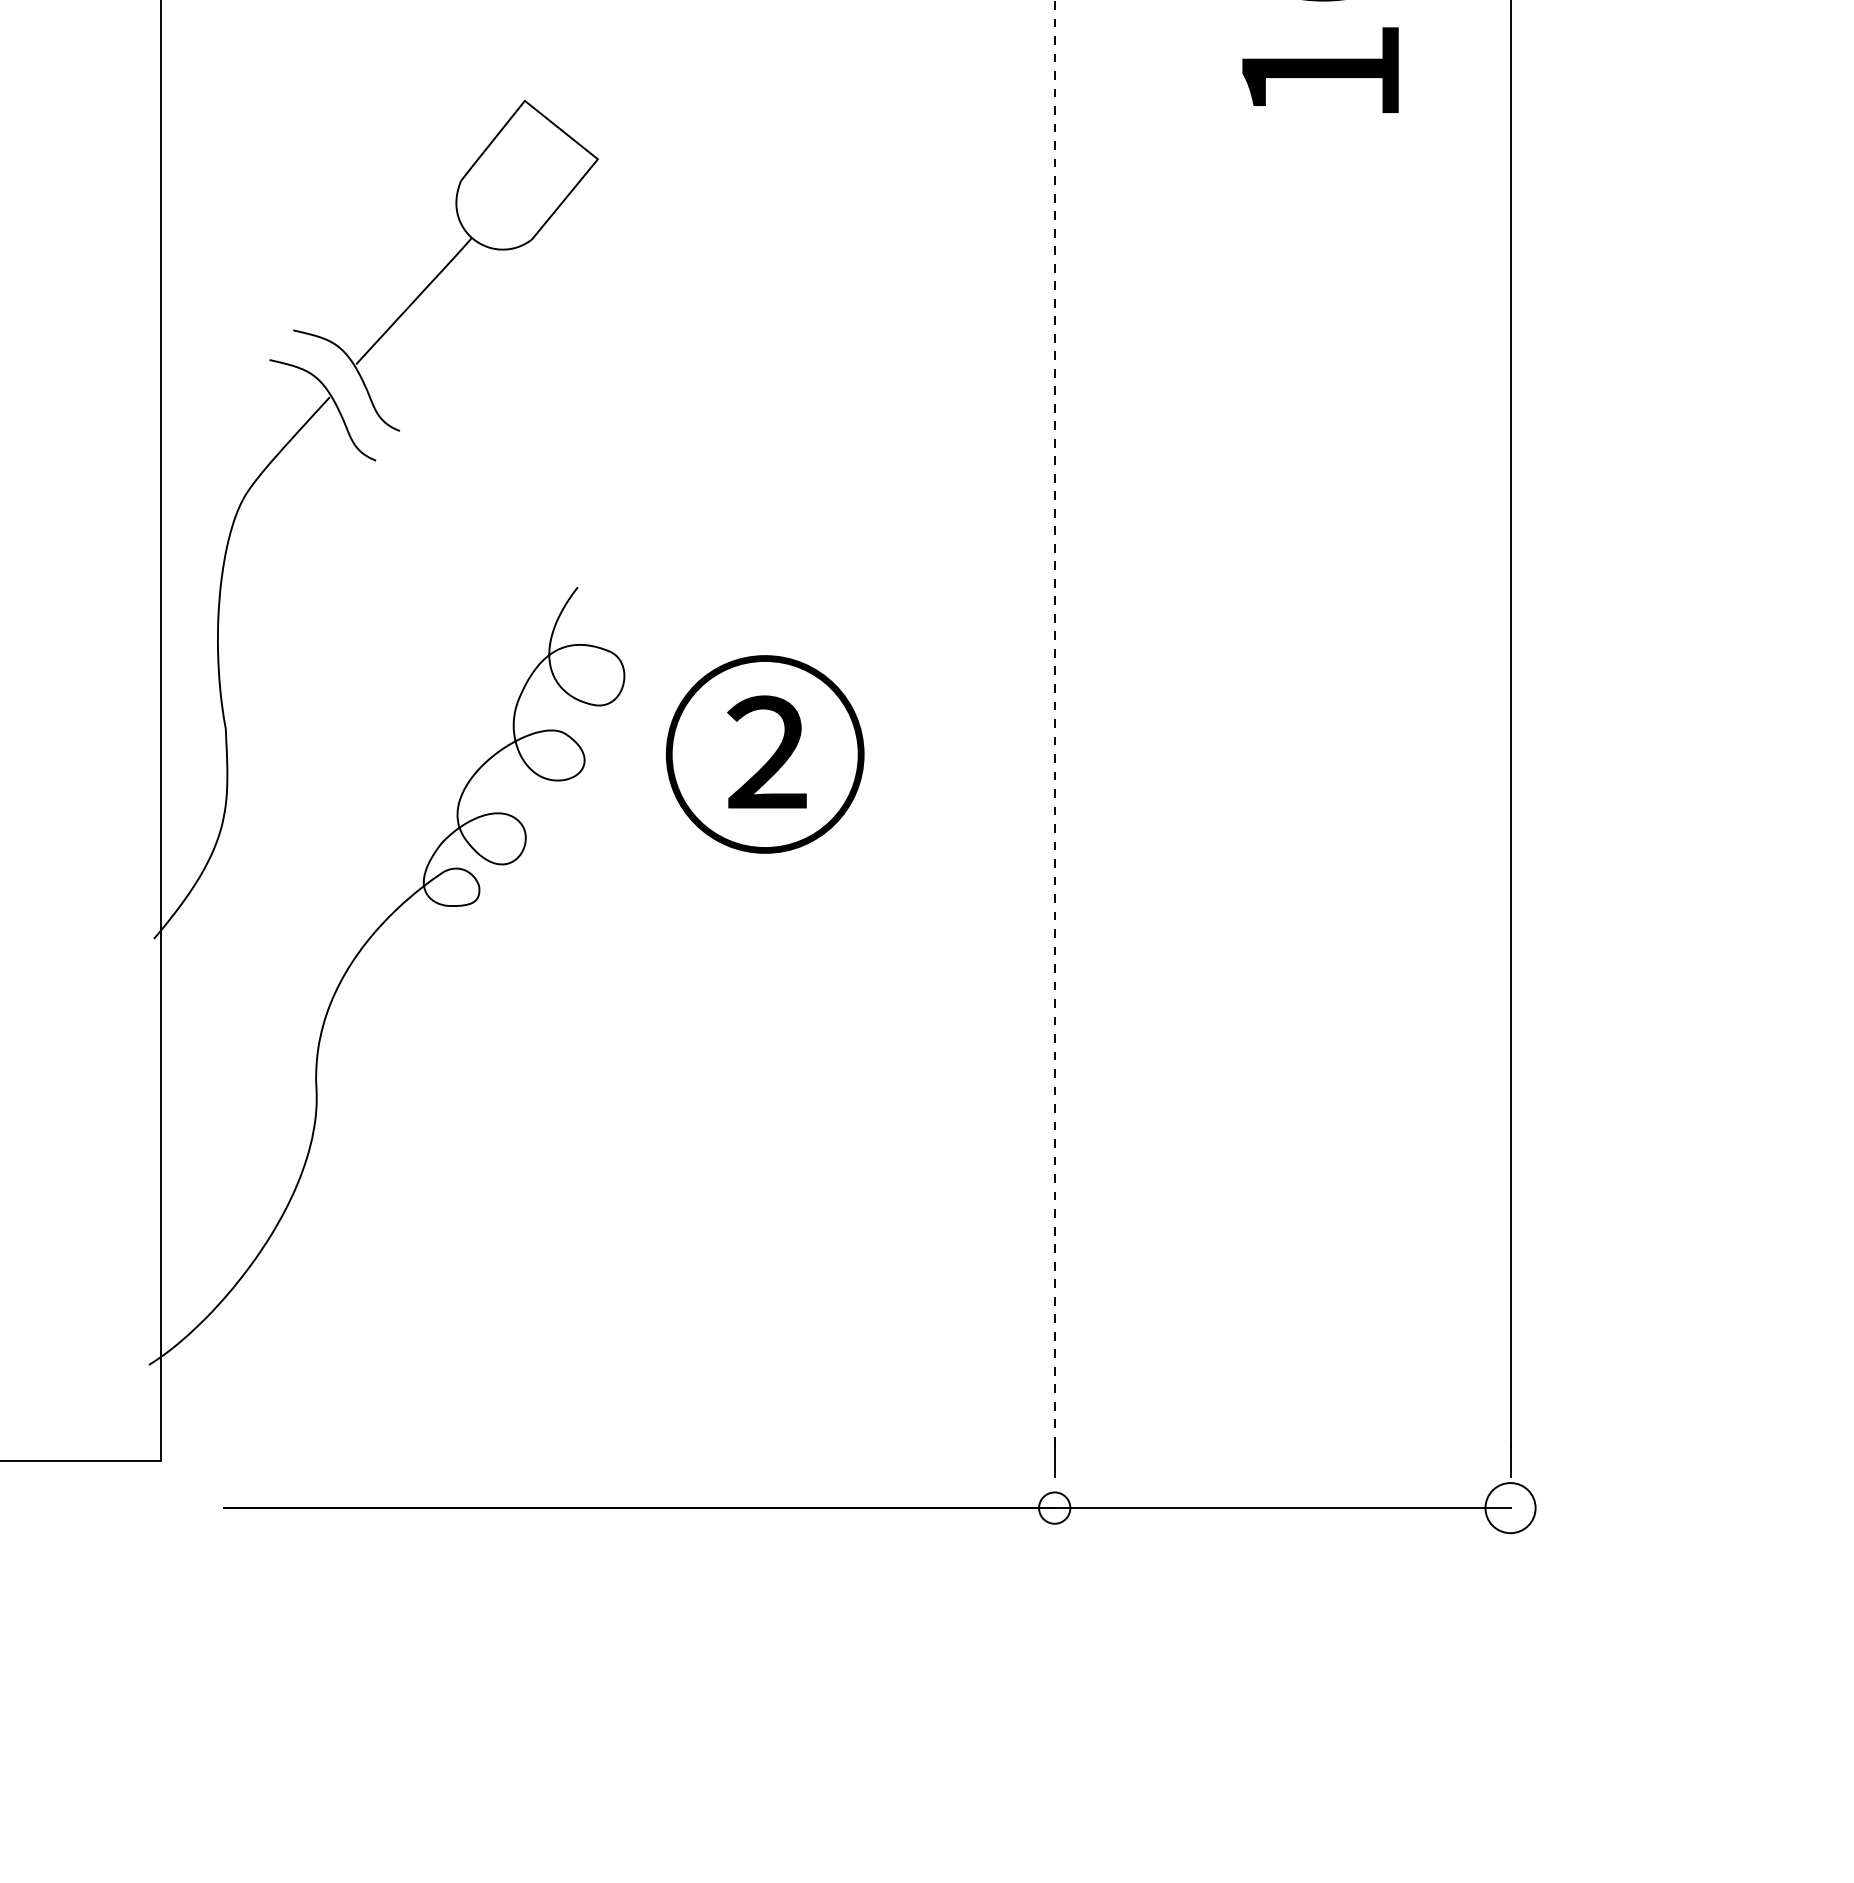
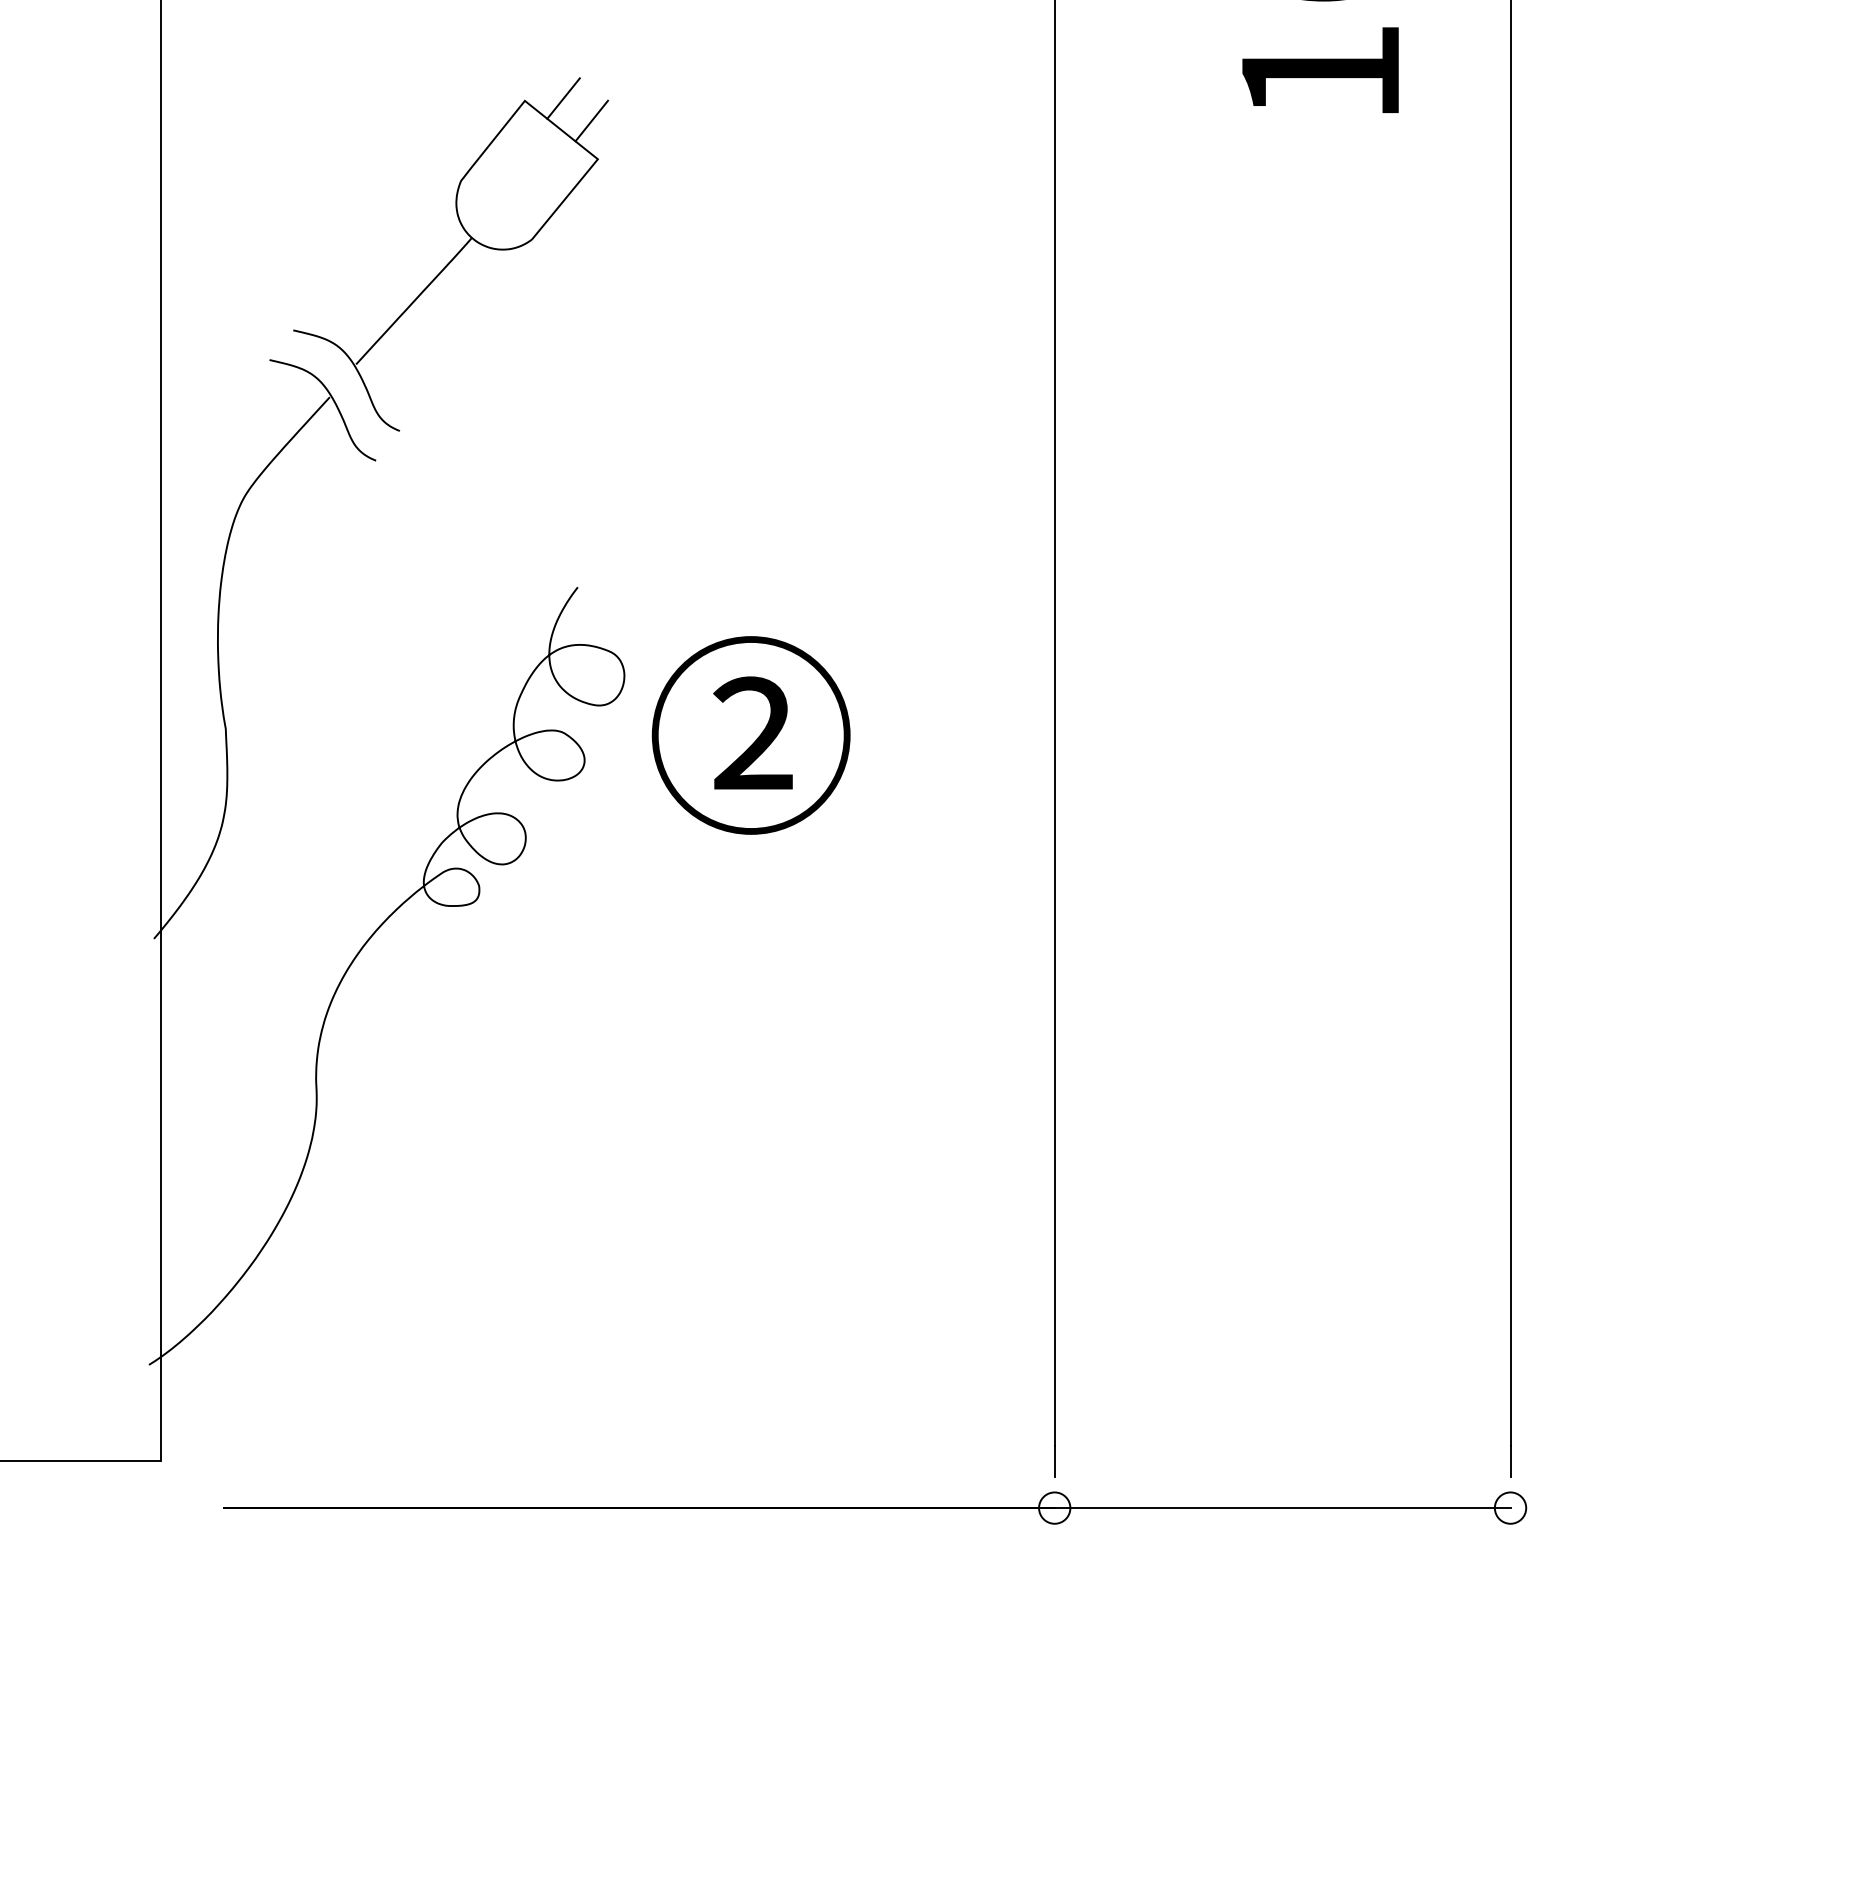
line: none -> present (563, 98)
line: none -> present (591, 120)
line: dashed -> solid (1054, 722)
text position: (764, 754) -> (750, 735) (750, 735)
circle diameter: 50 px -> 31 px (1510, 1507)
